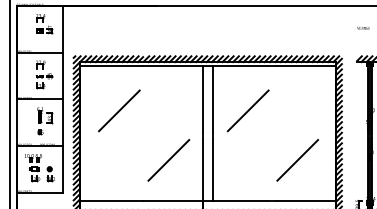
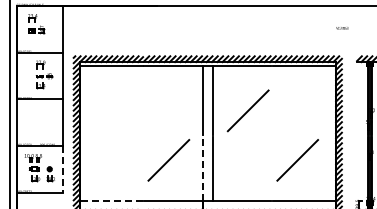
part position: (44, 24) -> (36, 24) (36, 24)
text position: (363, 28) -> (342, 28) (342, 28)
line: present -> none (119, 110)
part: present -> none (45, 121)
line: solid -> dashed (203, 168)
line: solid -> dashed (63, 169)
line: solid -> dashed (111, 200)
